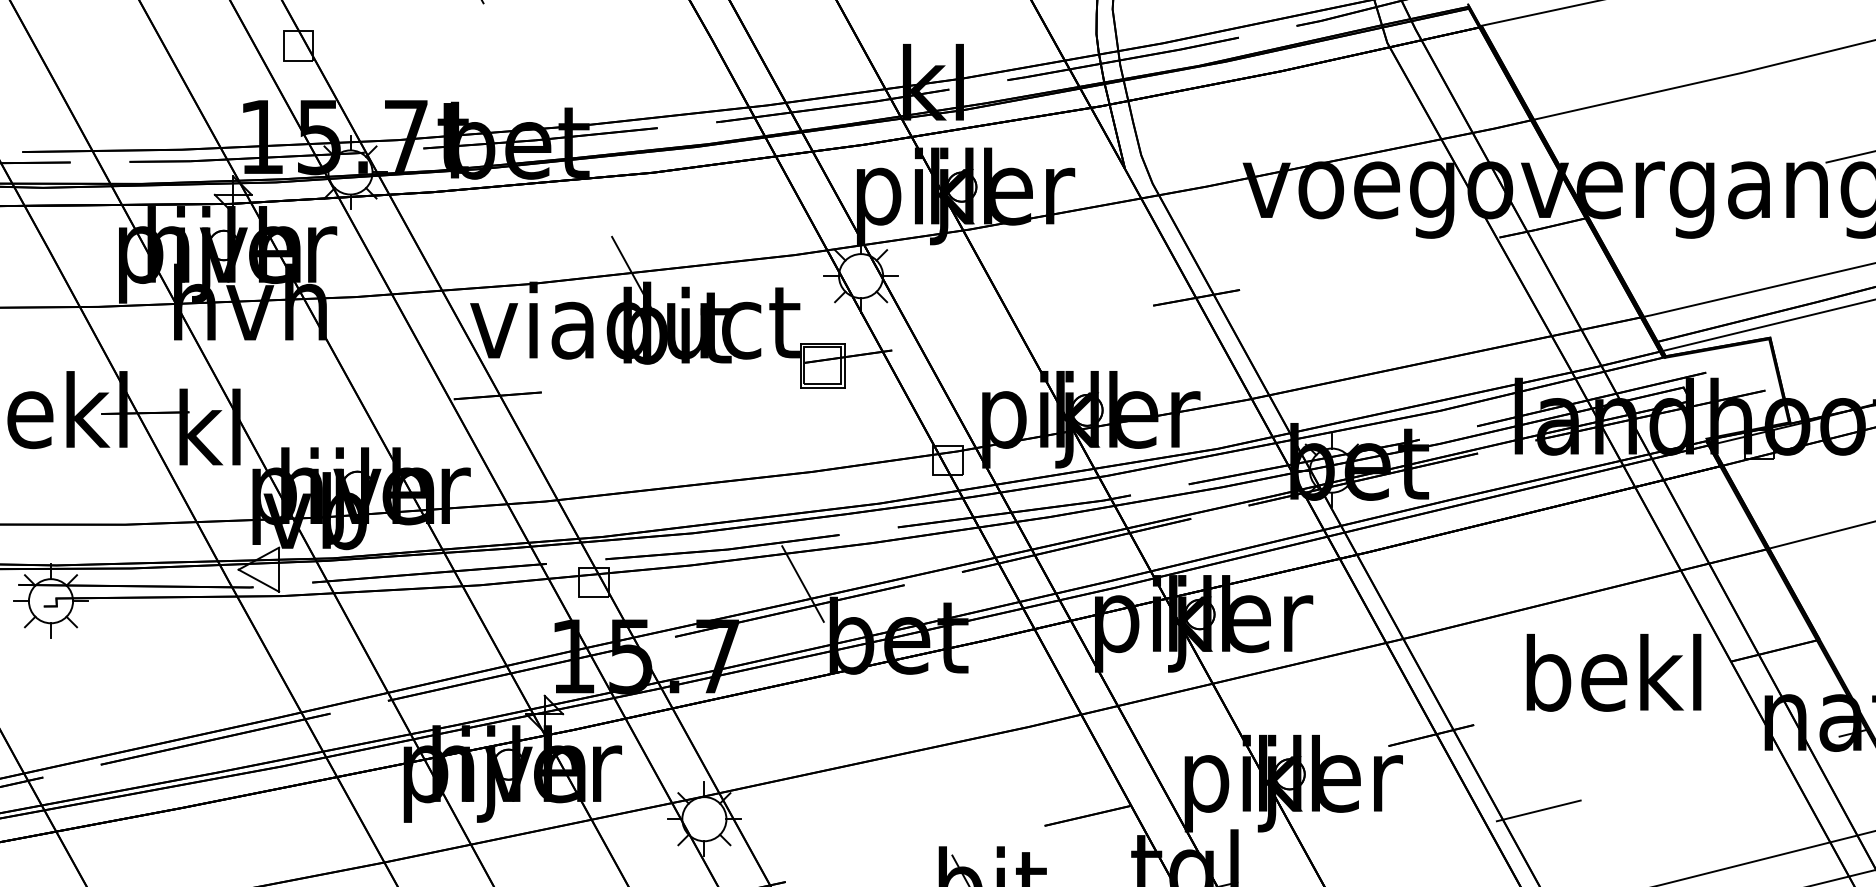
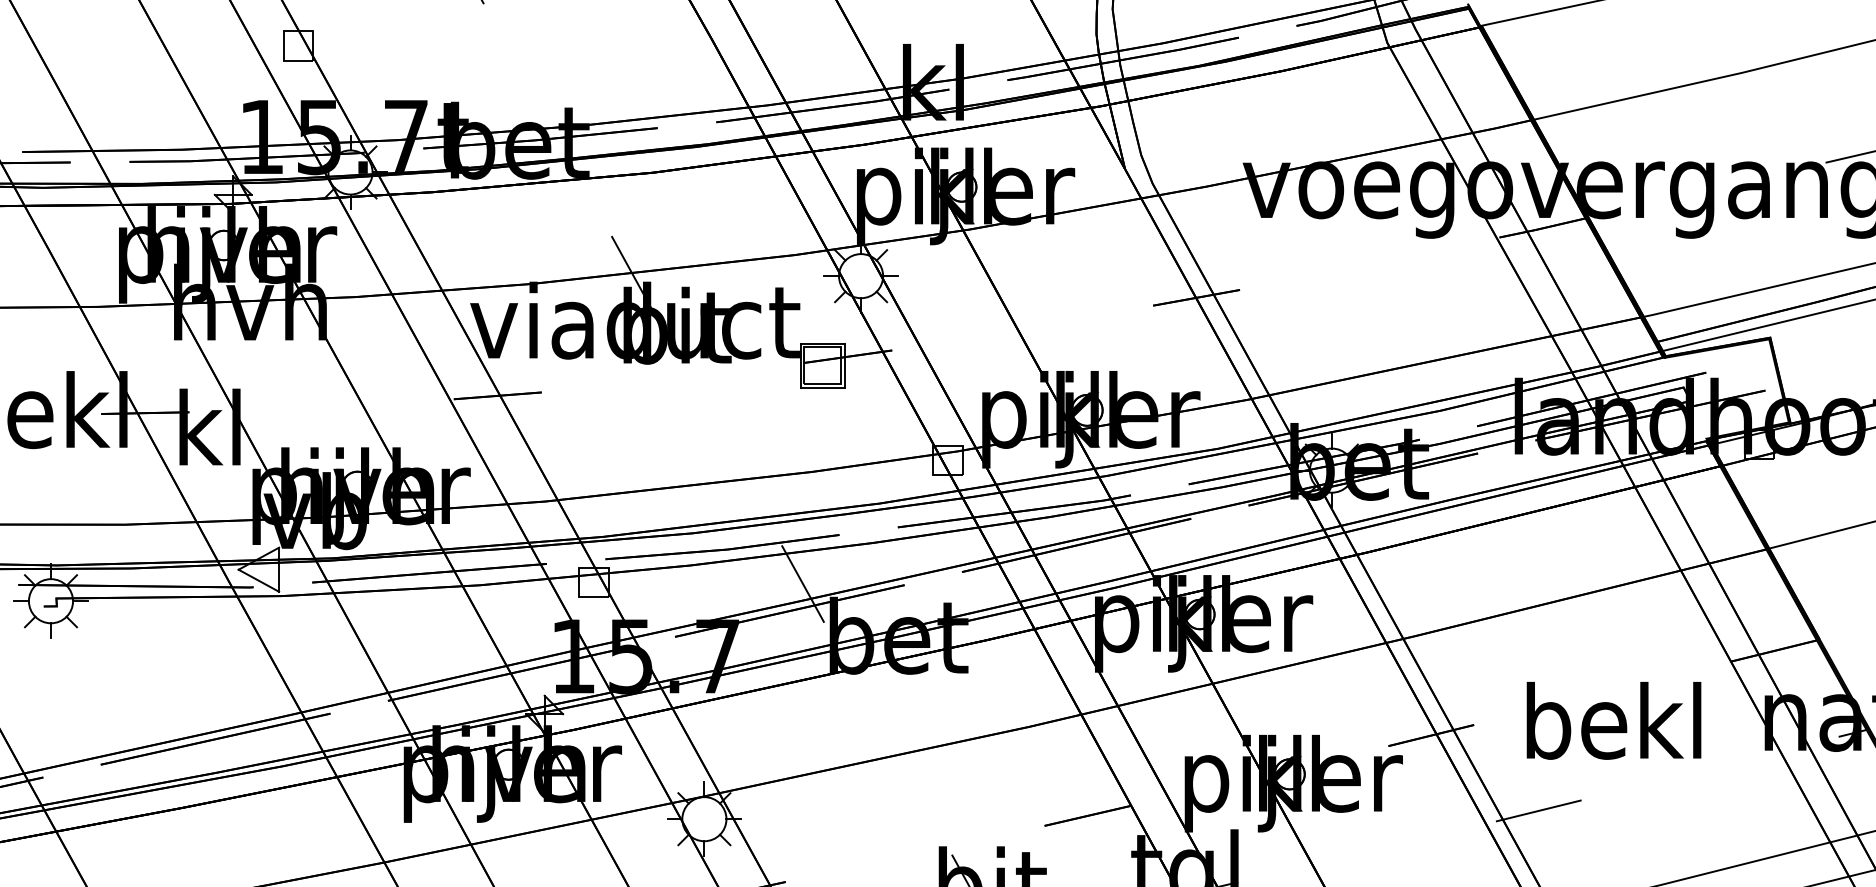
text position: (1613, 672) -> (1613, 720) (1613, 720)
